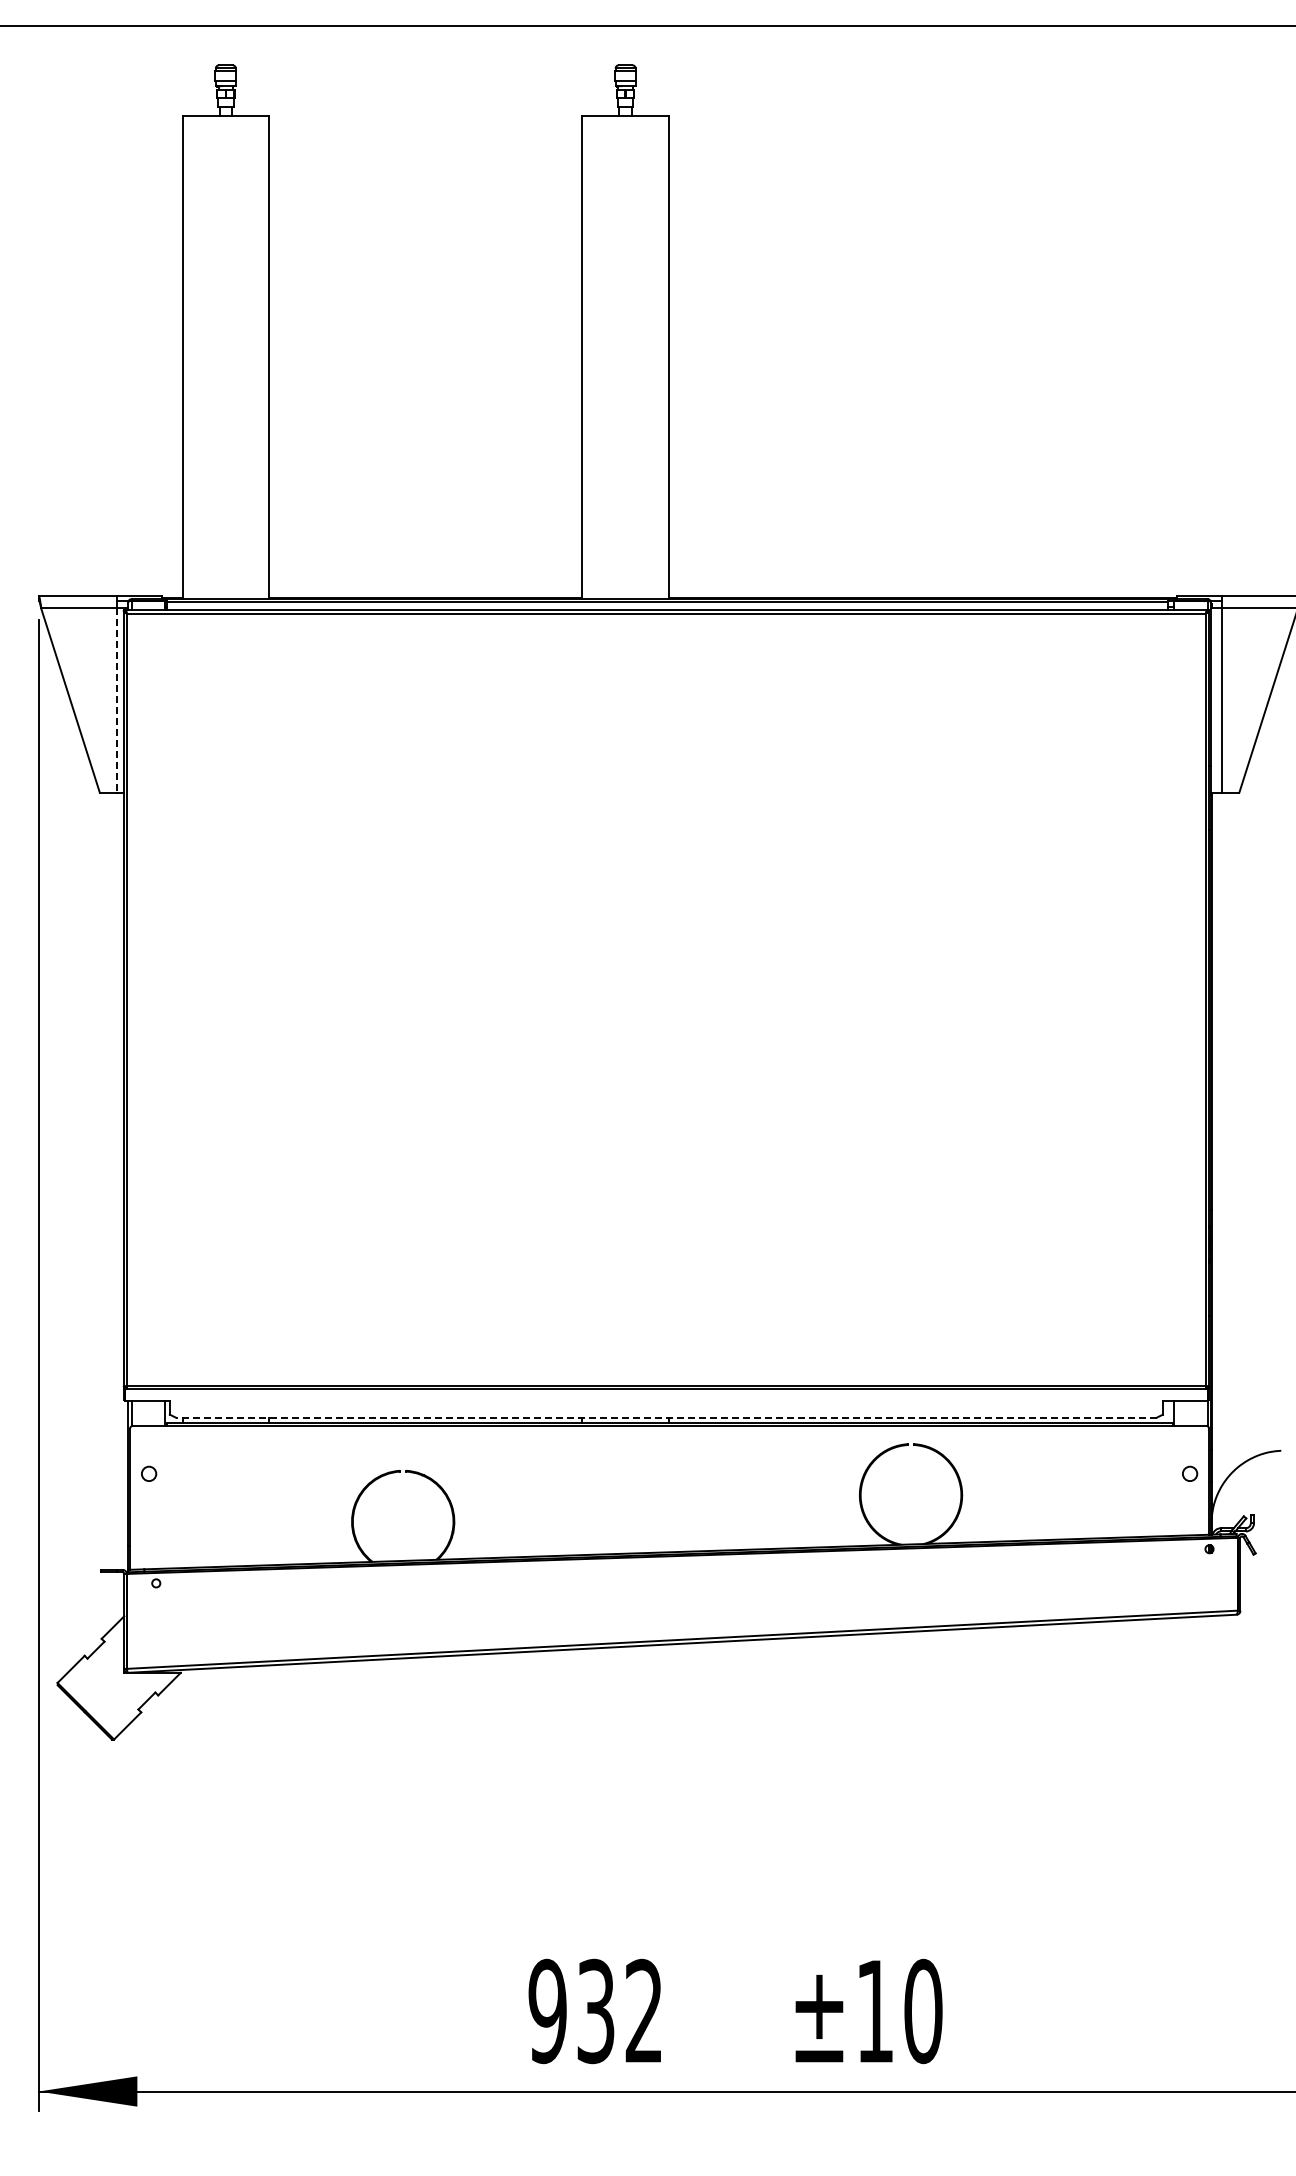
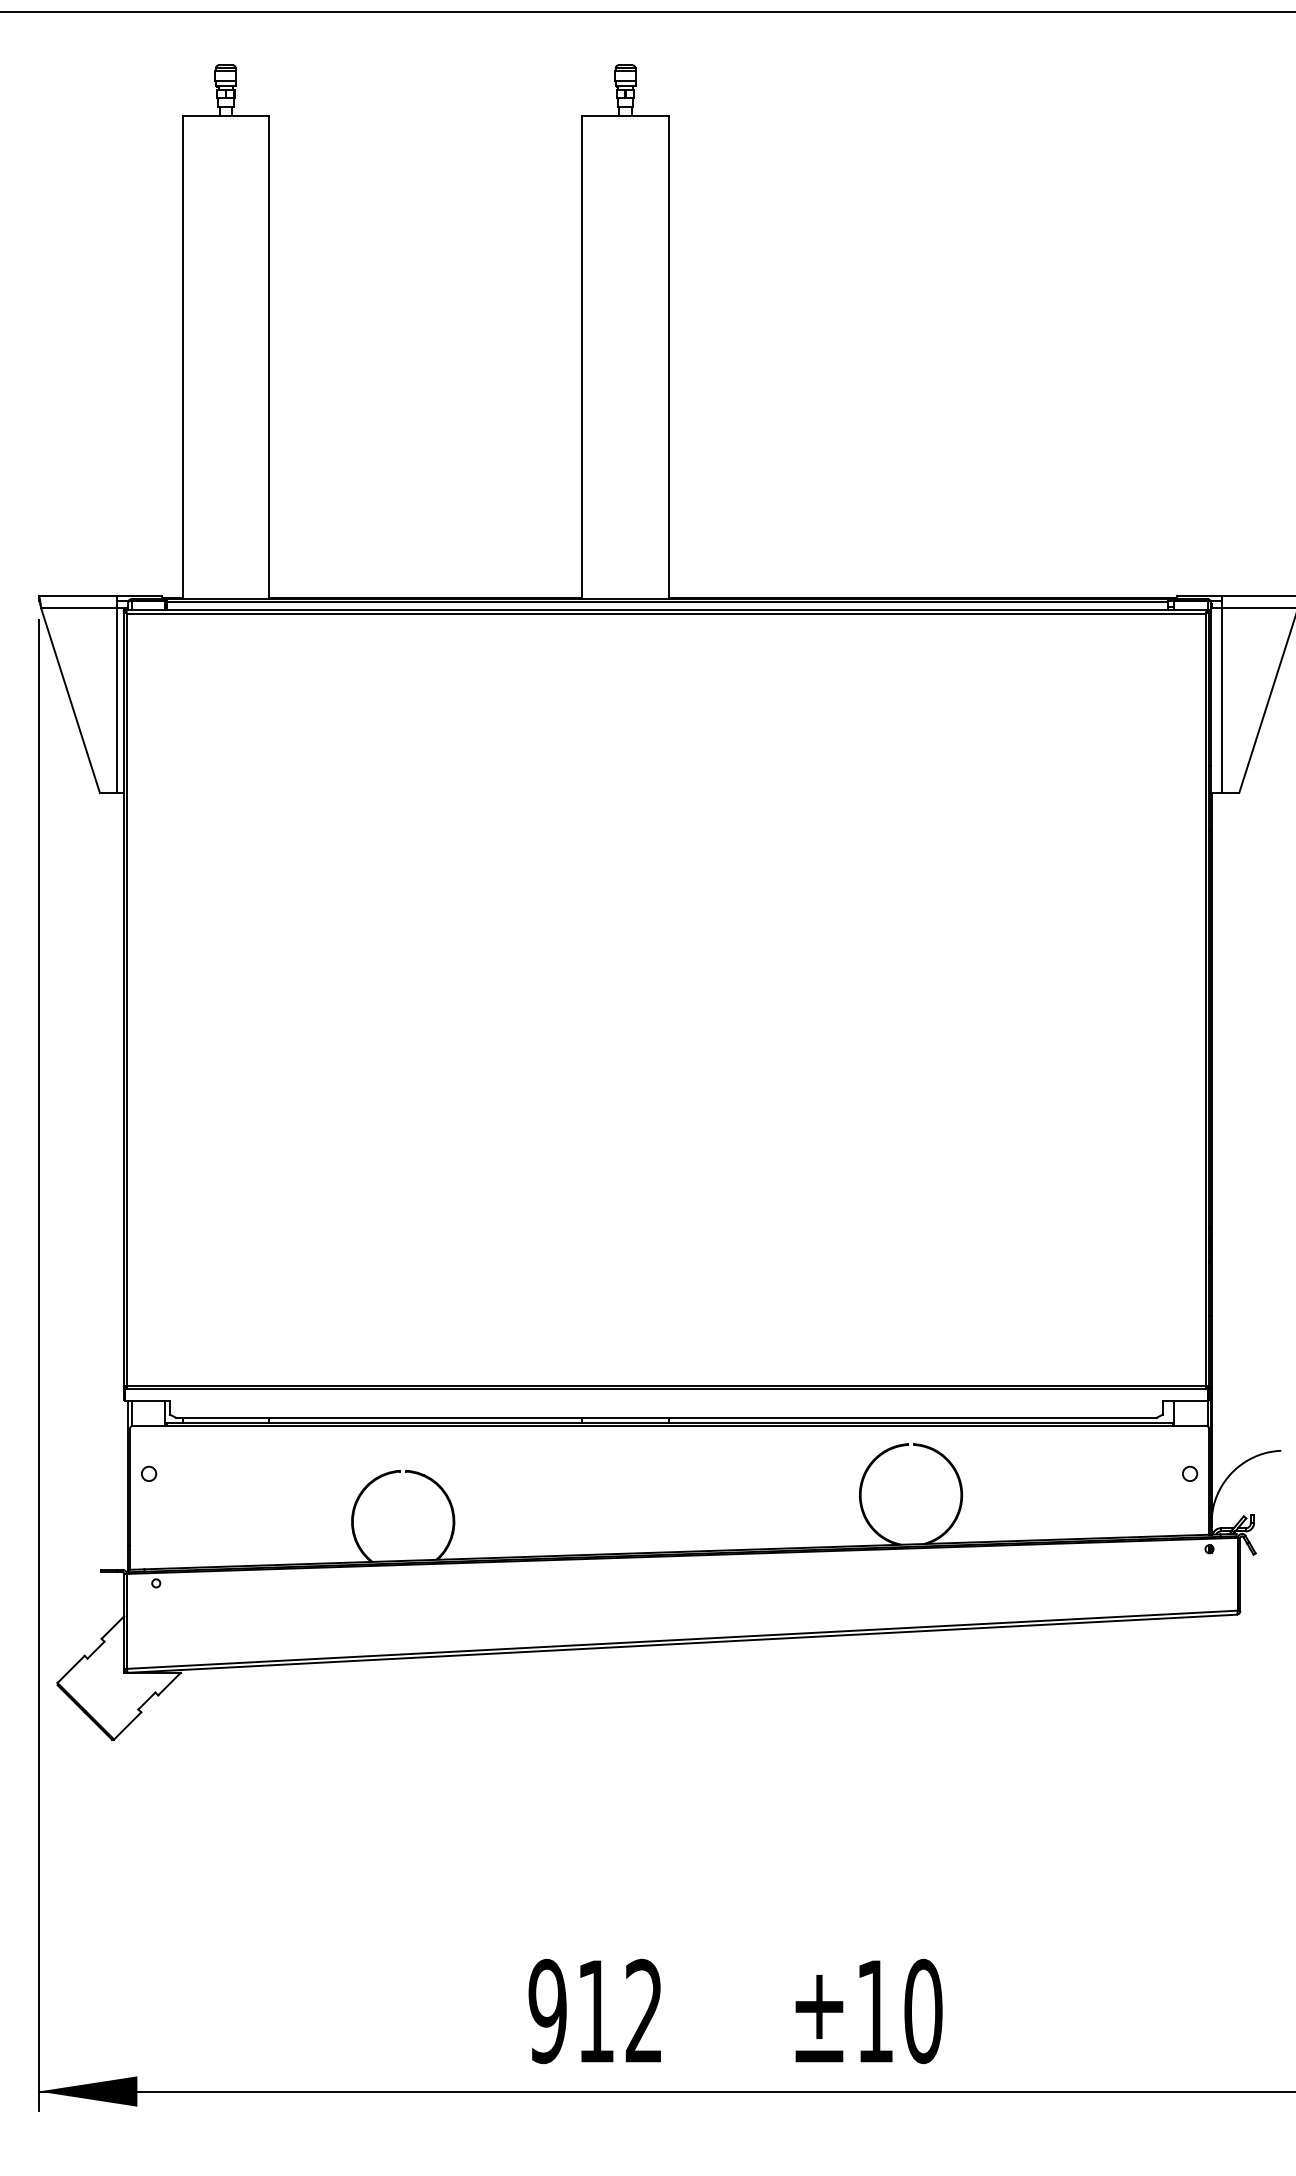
line position: (647, 25) -> (647, 11) (647, 11)
line: dashed -> solid (117, 701)
line: dashed -> solid (665, 1417)
text: 932 -> 912 (595, 2011)
